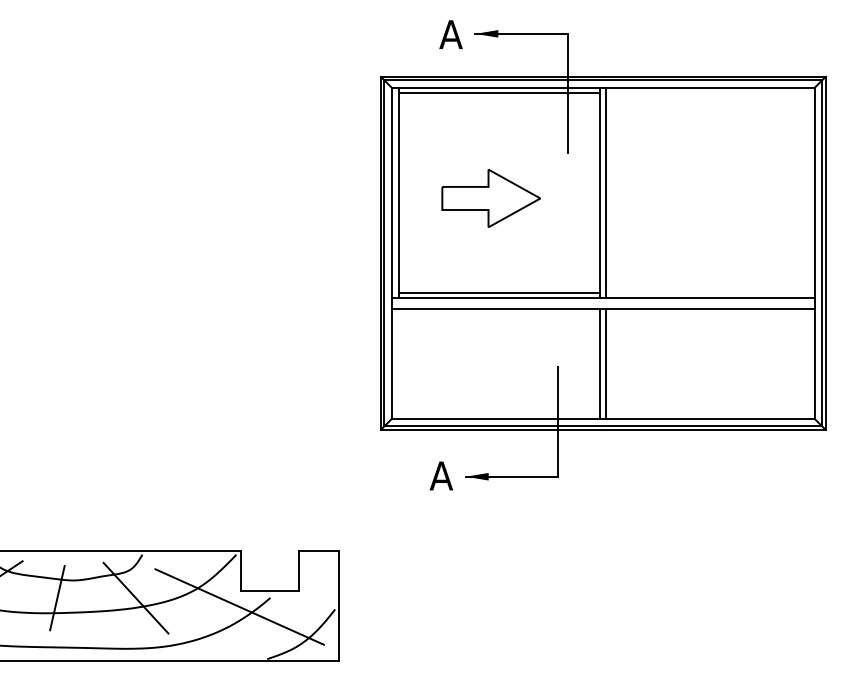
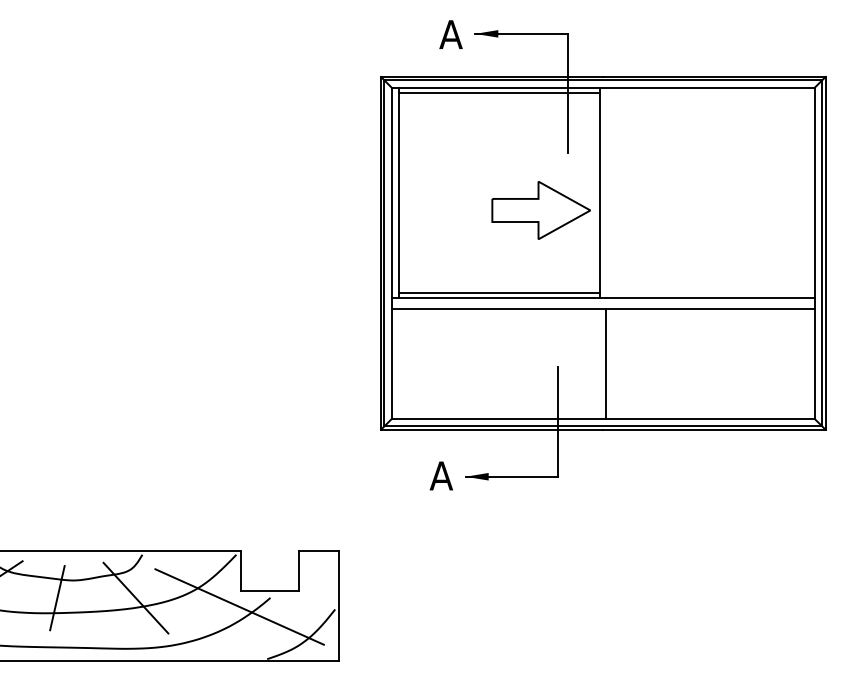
line: present -> none (606, 192)
part position: (490, 198) -> (540, 210) (540, 210)
line: present -> none (600, 363)
